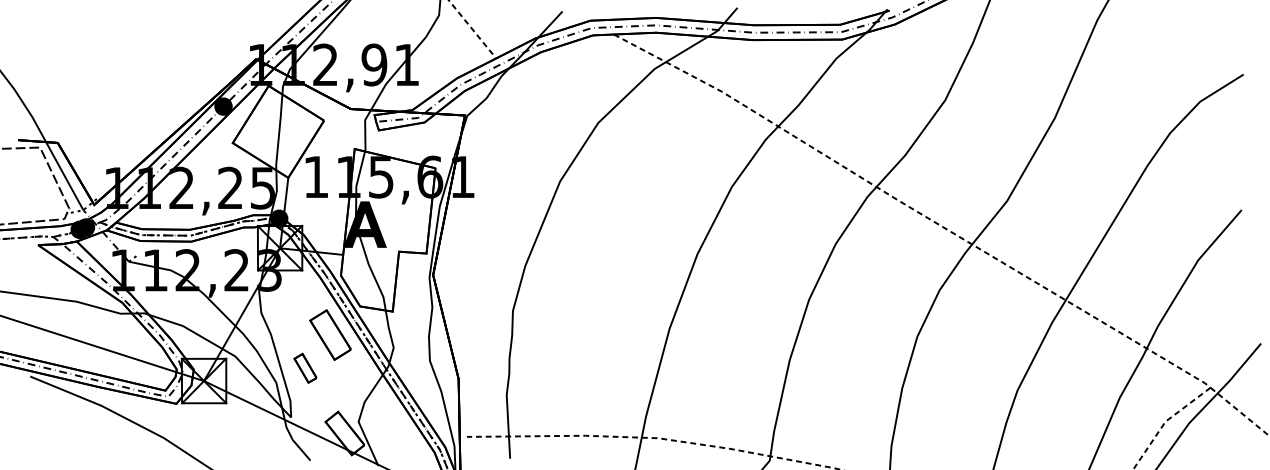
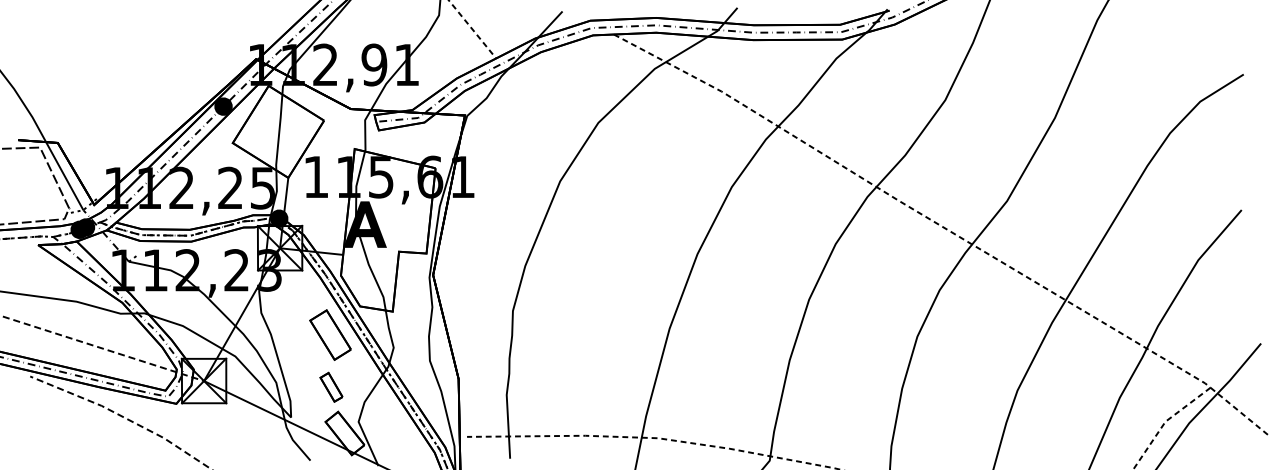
line: solid -> dashed (102, 348)
part position: (305, 367) -> (331, 386) (331, 386)
line: solid -> dashed (123, 417)
